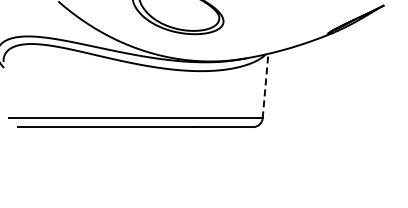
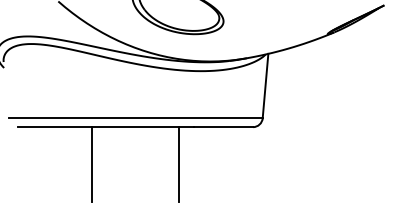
line: dashed -> solid (265, 85)
line: none -> present (91, 164)
line: none -> present (179, 164)
